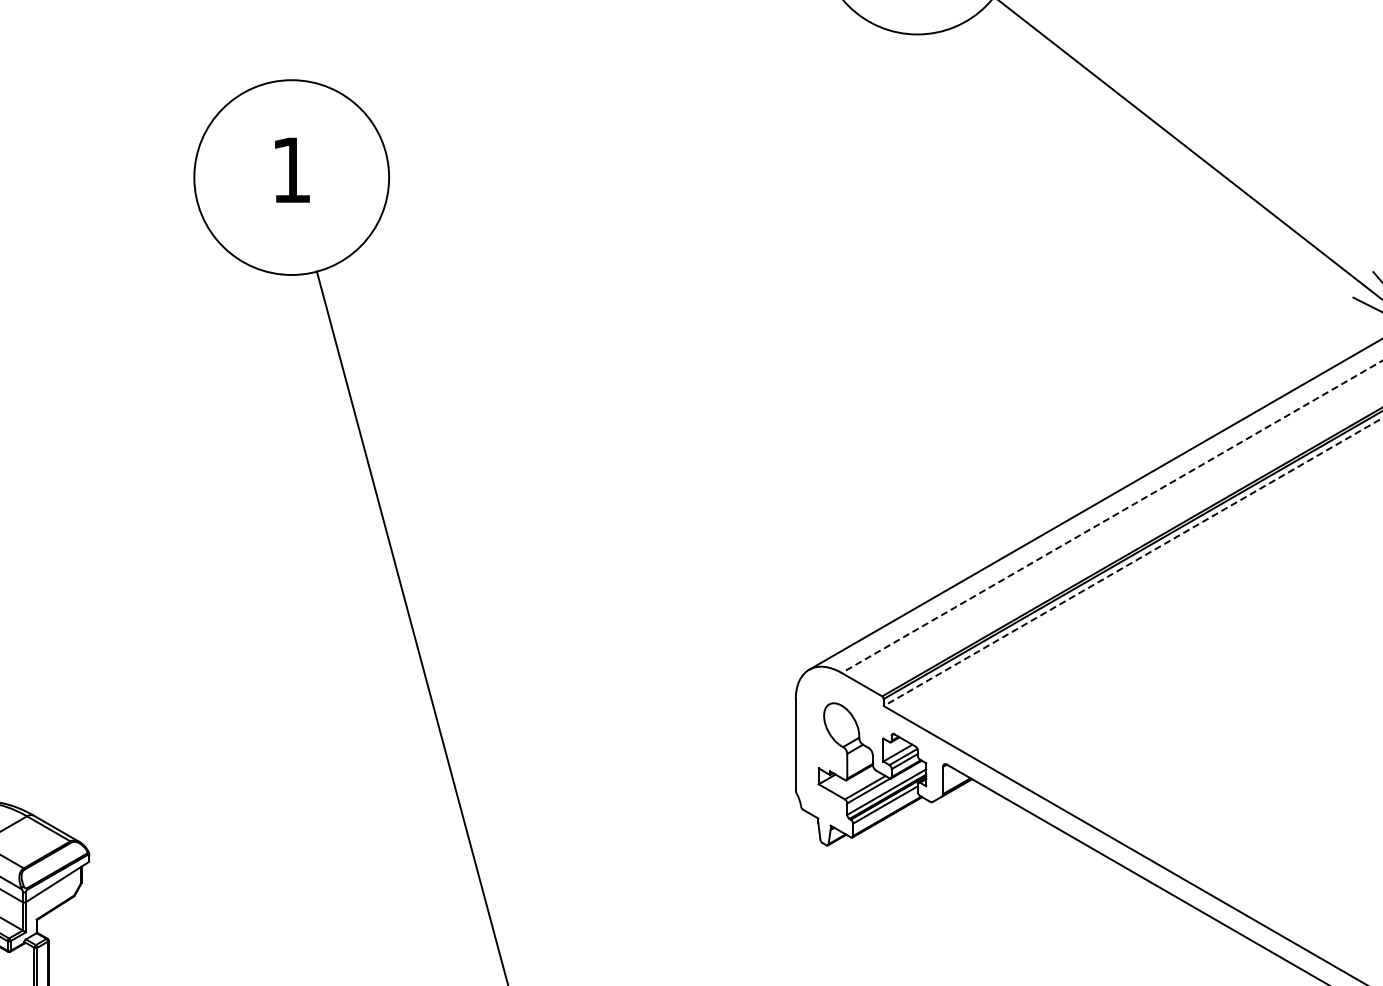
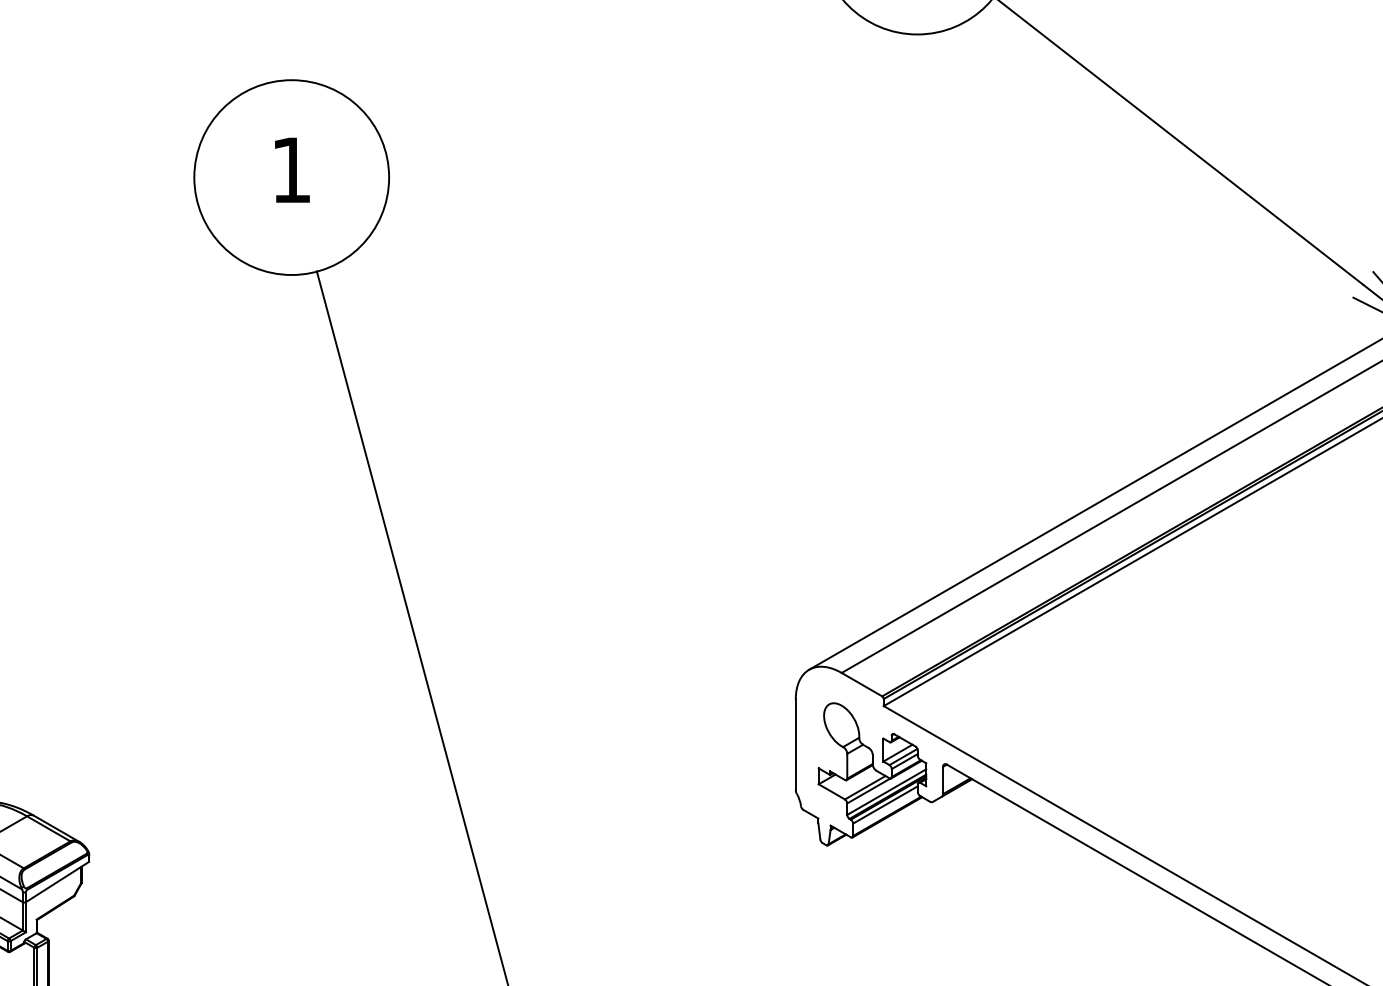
line: dashed -> solid (1111, 516)
line: dashed -> solid (1133, 562)
